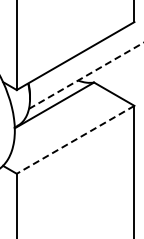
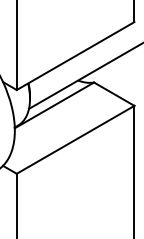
line: dashed -> solid (86, 75)
line: dashed -> solid (75, 139)
